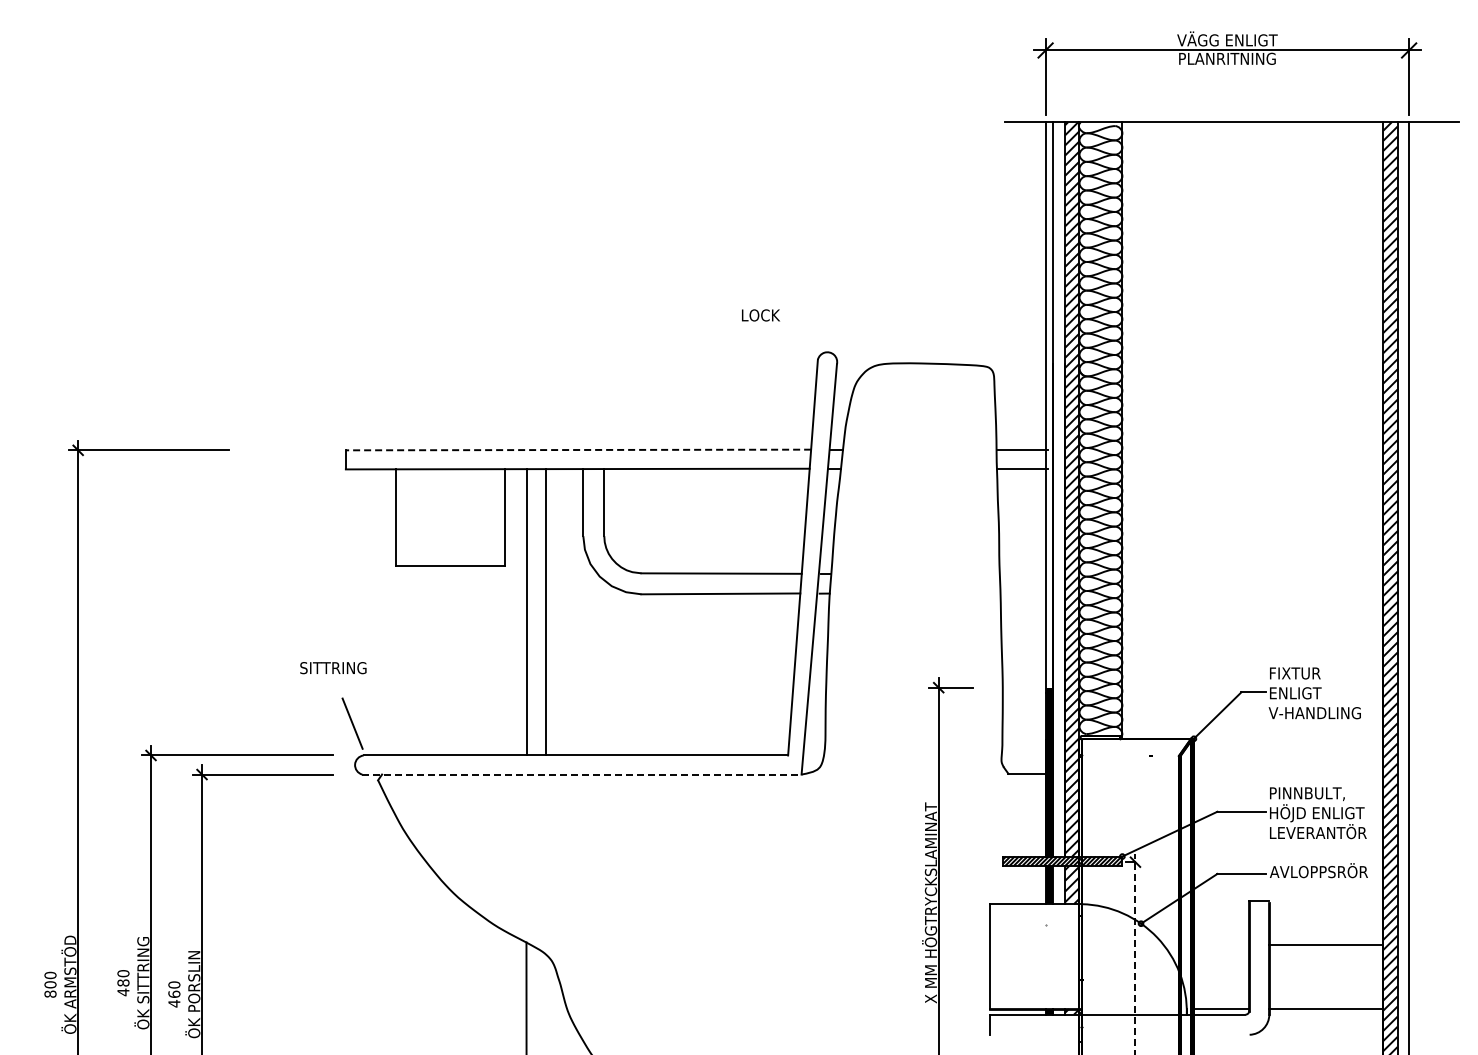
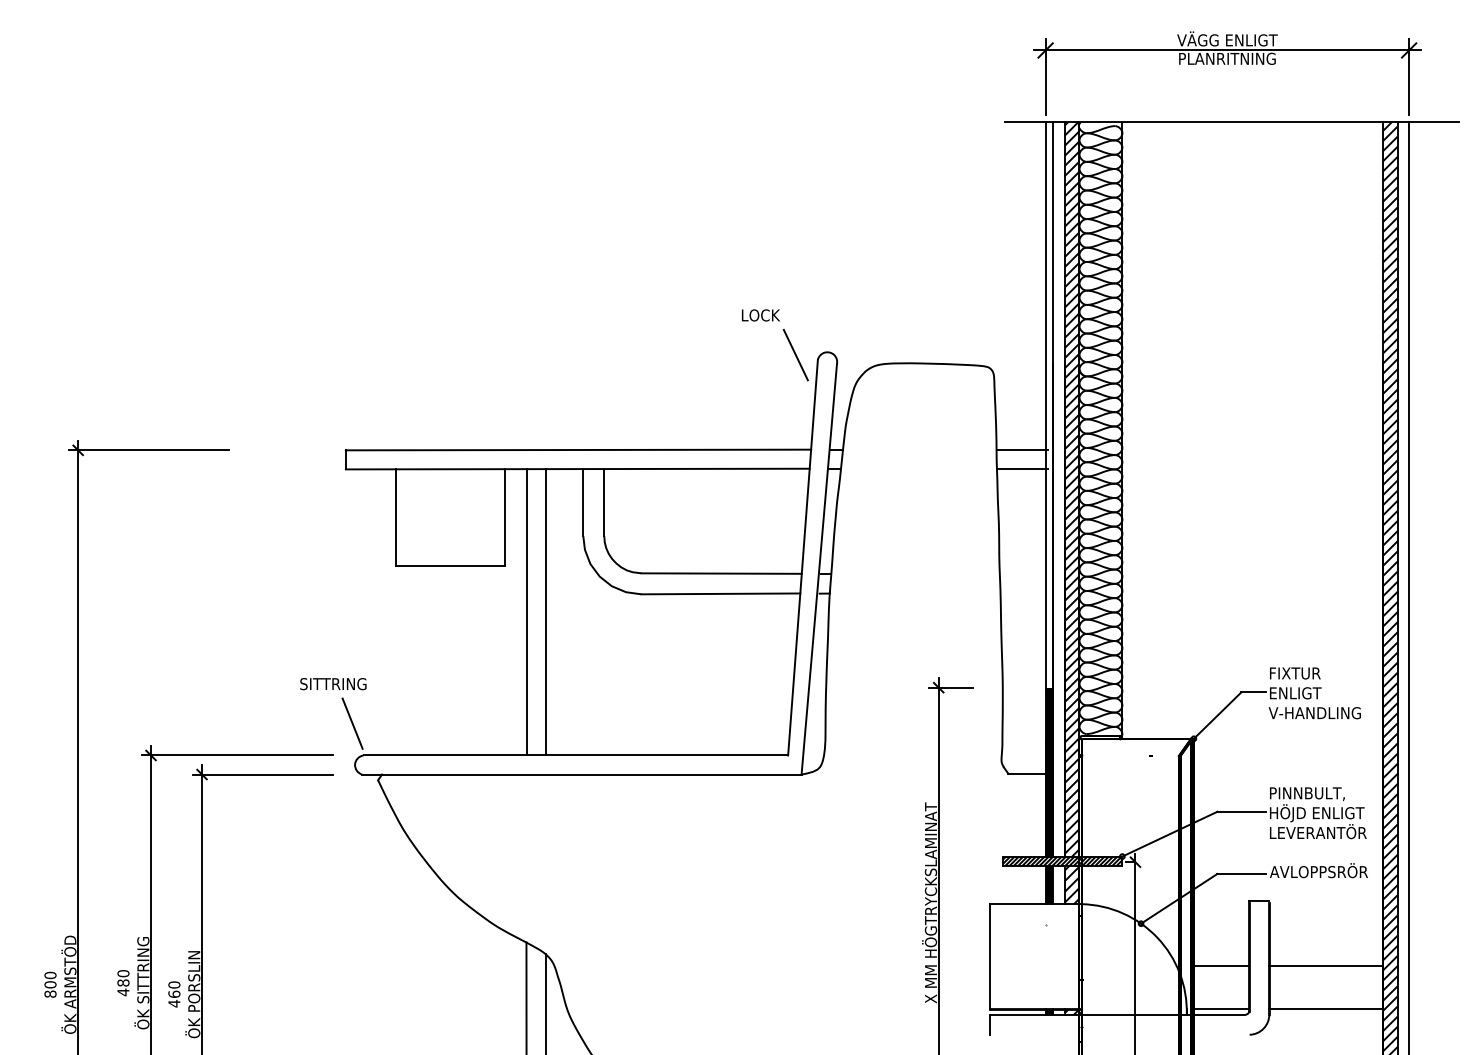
line: none -> present (795, 354)
line: dashed -> solid (578, 450)
text position: (333, 668) -> (333, 684) (333, 684)
line: dashed -> solid (581, 774)
line position: (1326, 945) -> (1326, 966) (1326, 966)
line: dashed -> solid (1135, 954)
line: none -> present (1221, 966)
line: none -> present (545, 1002)
